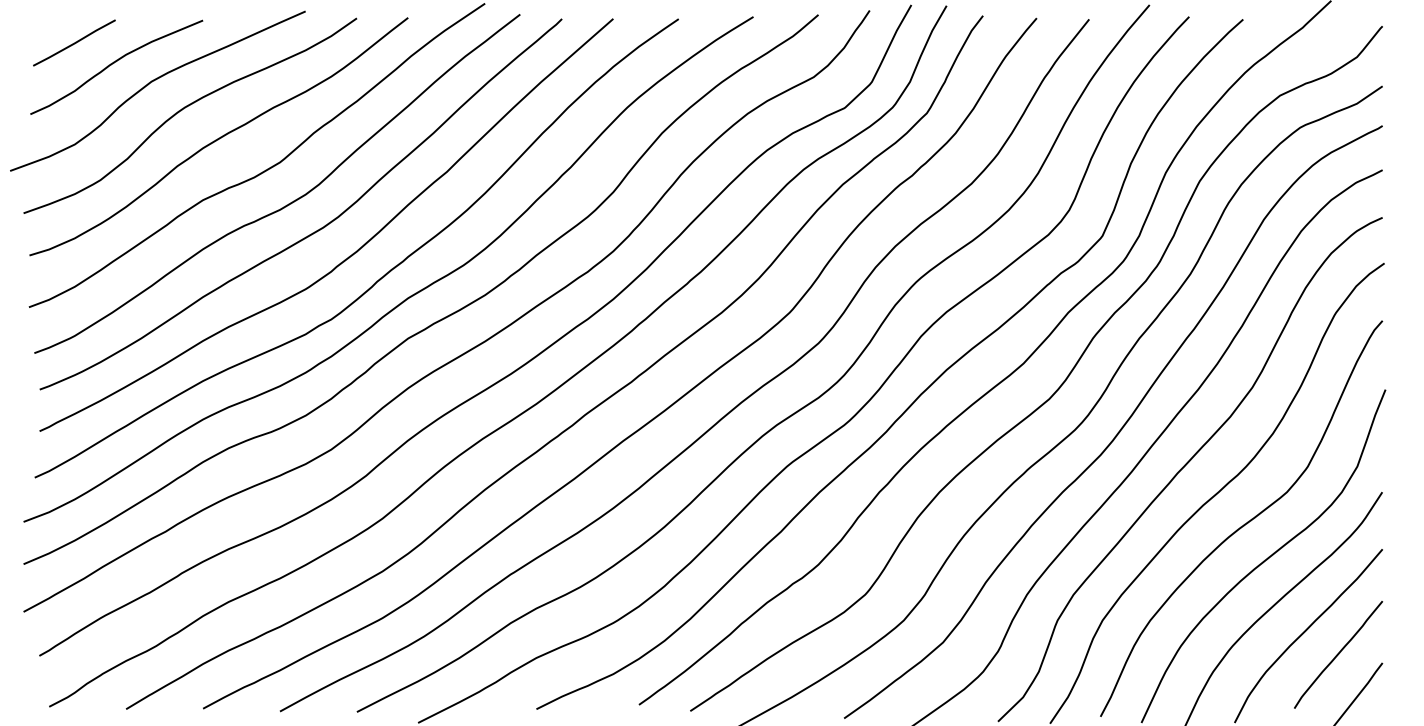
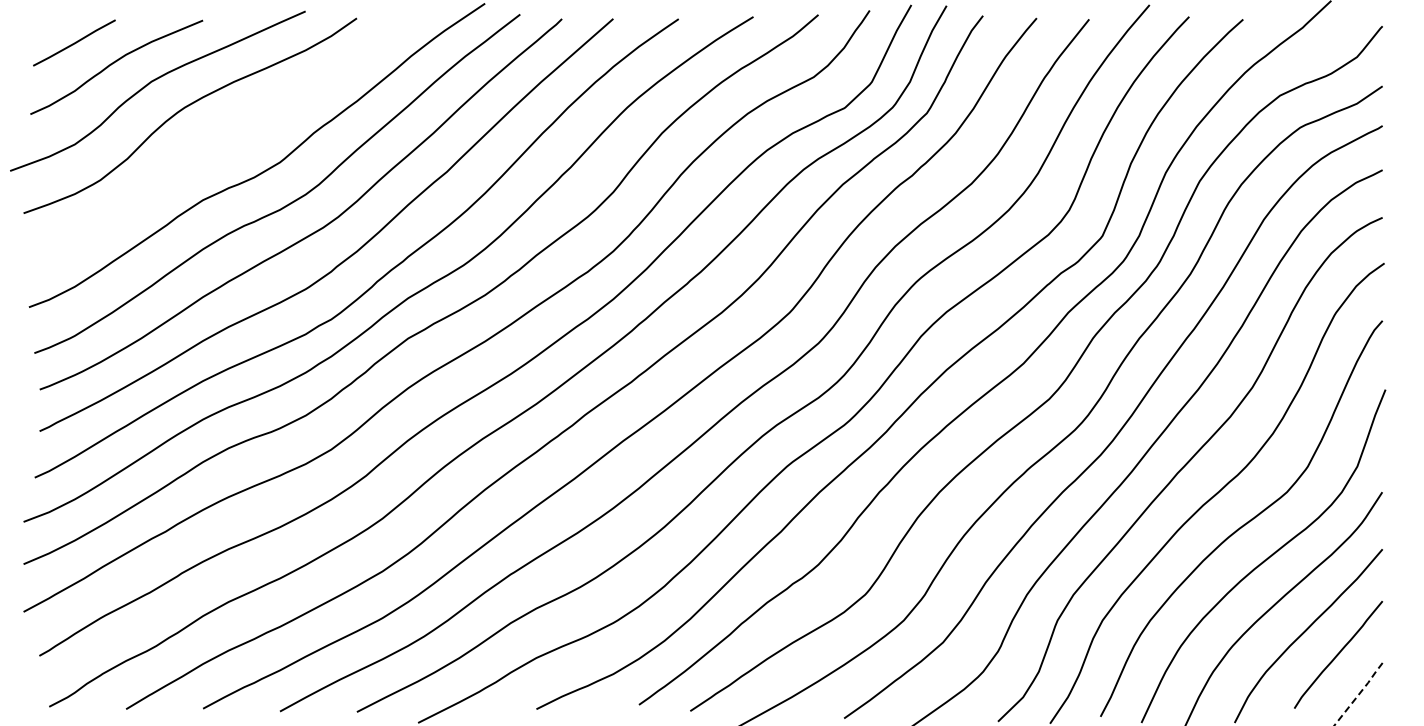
curve: present -> none (219, 137)
line: solid -> dashed (1359, 693)
